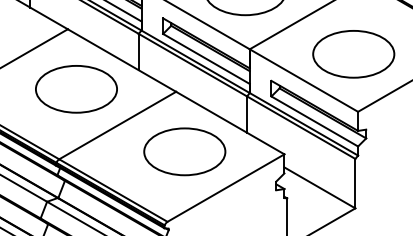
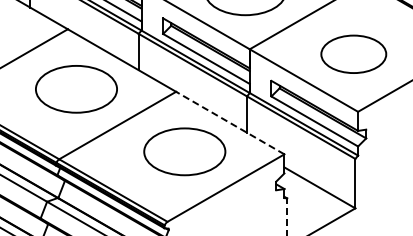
part size: 84x49 px -> 68x40 px (353, 53)
line: solid -> dashed (230, 123)
line: solid -> dashed (287, 217)
